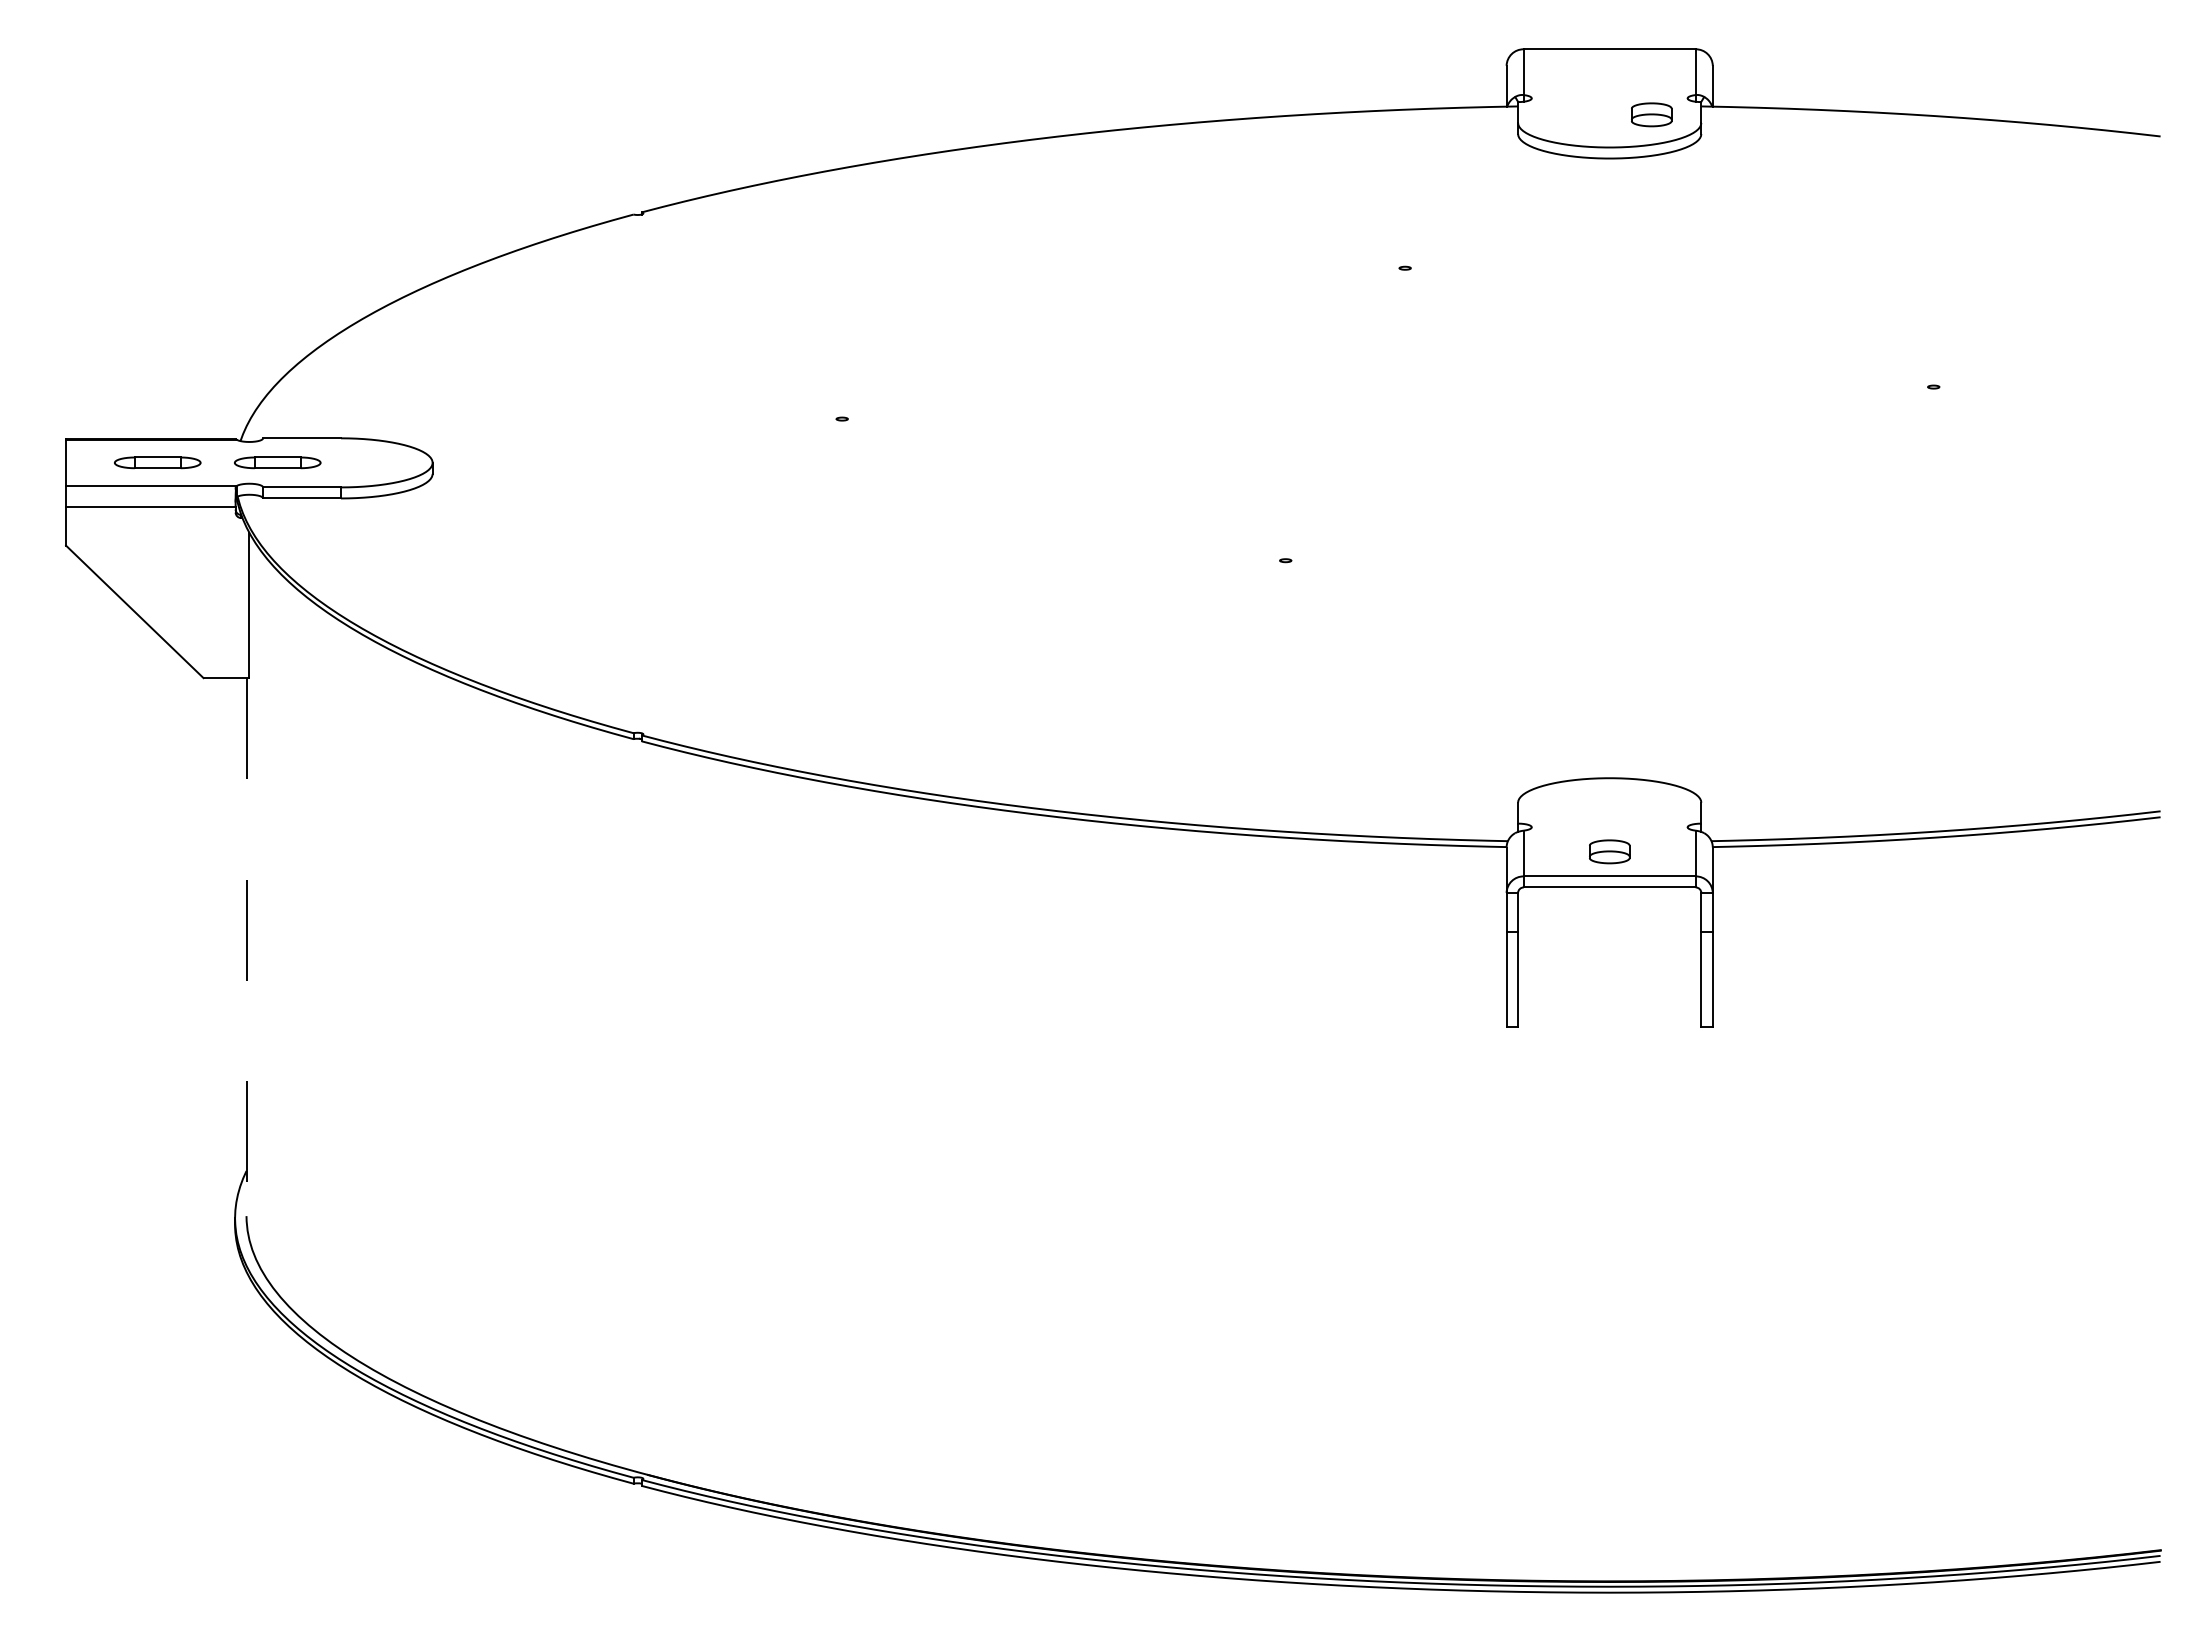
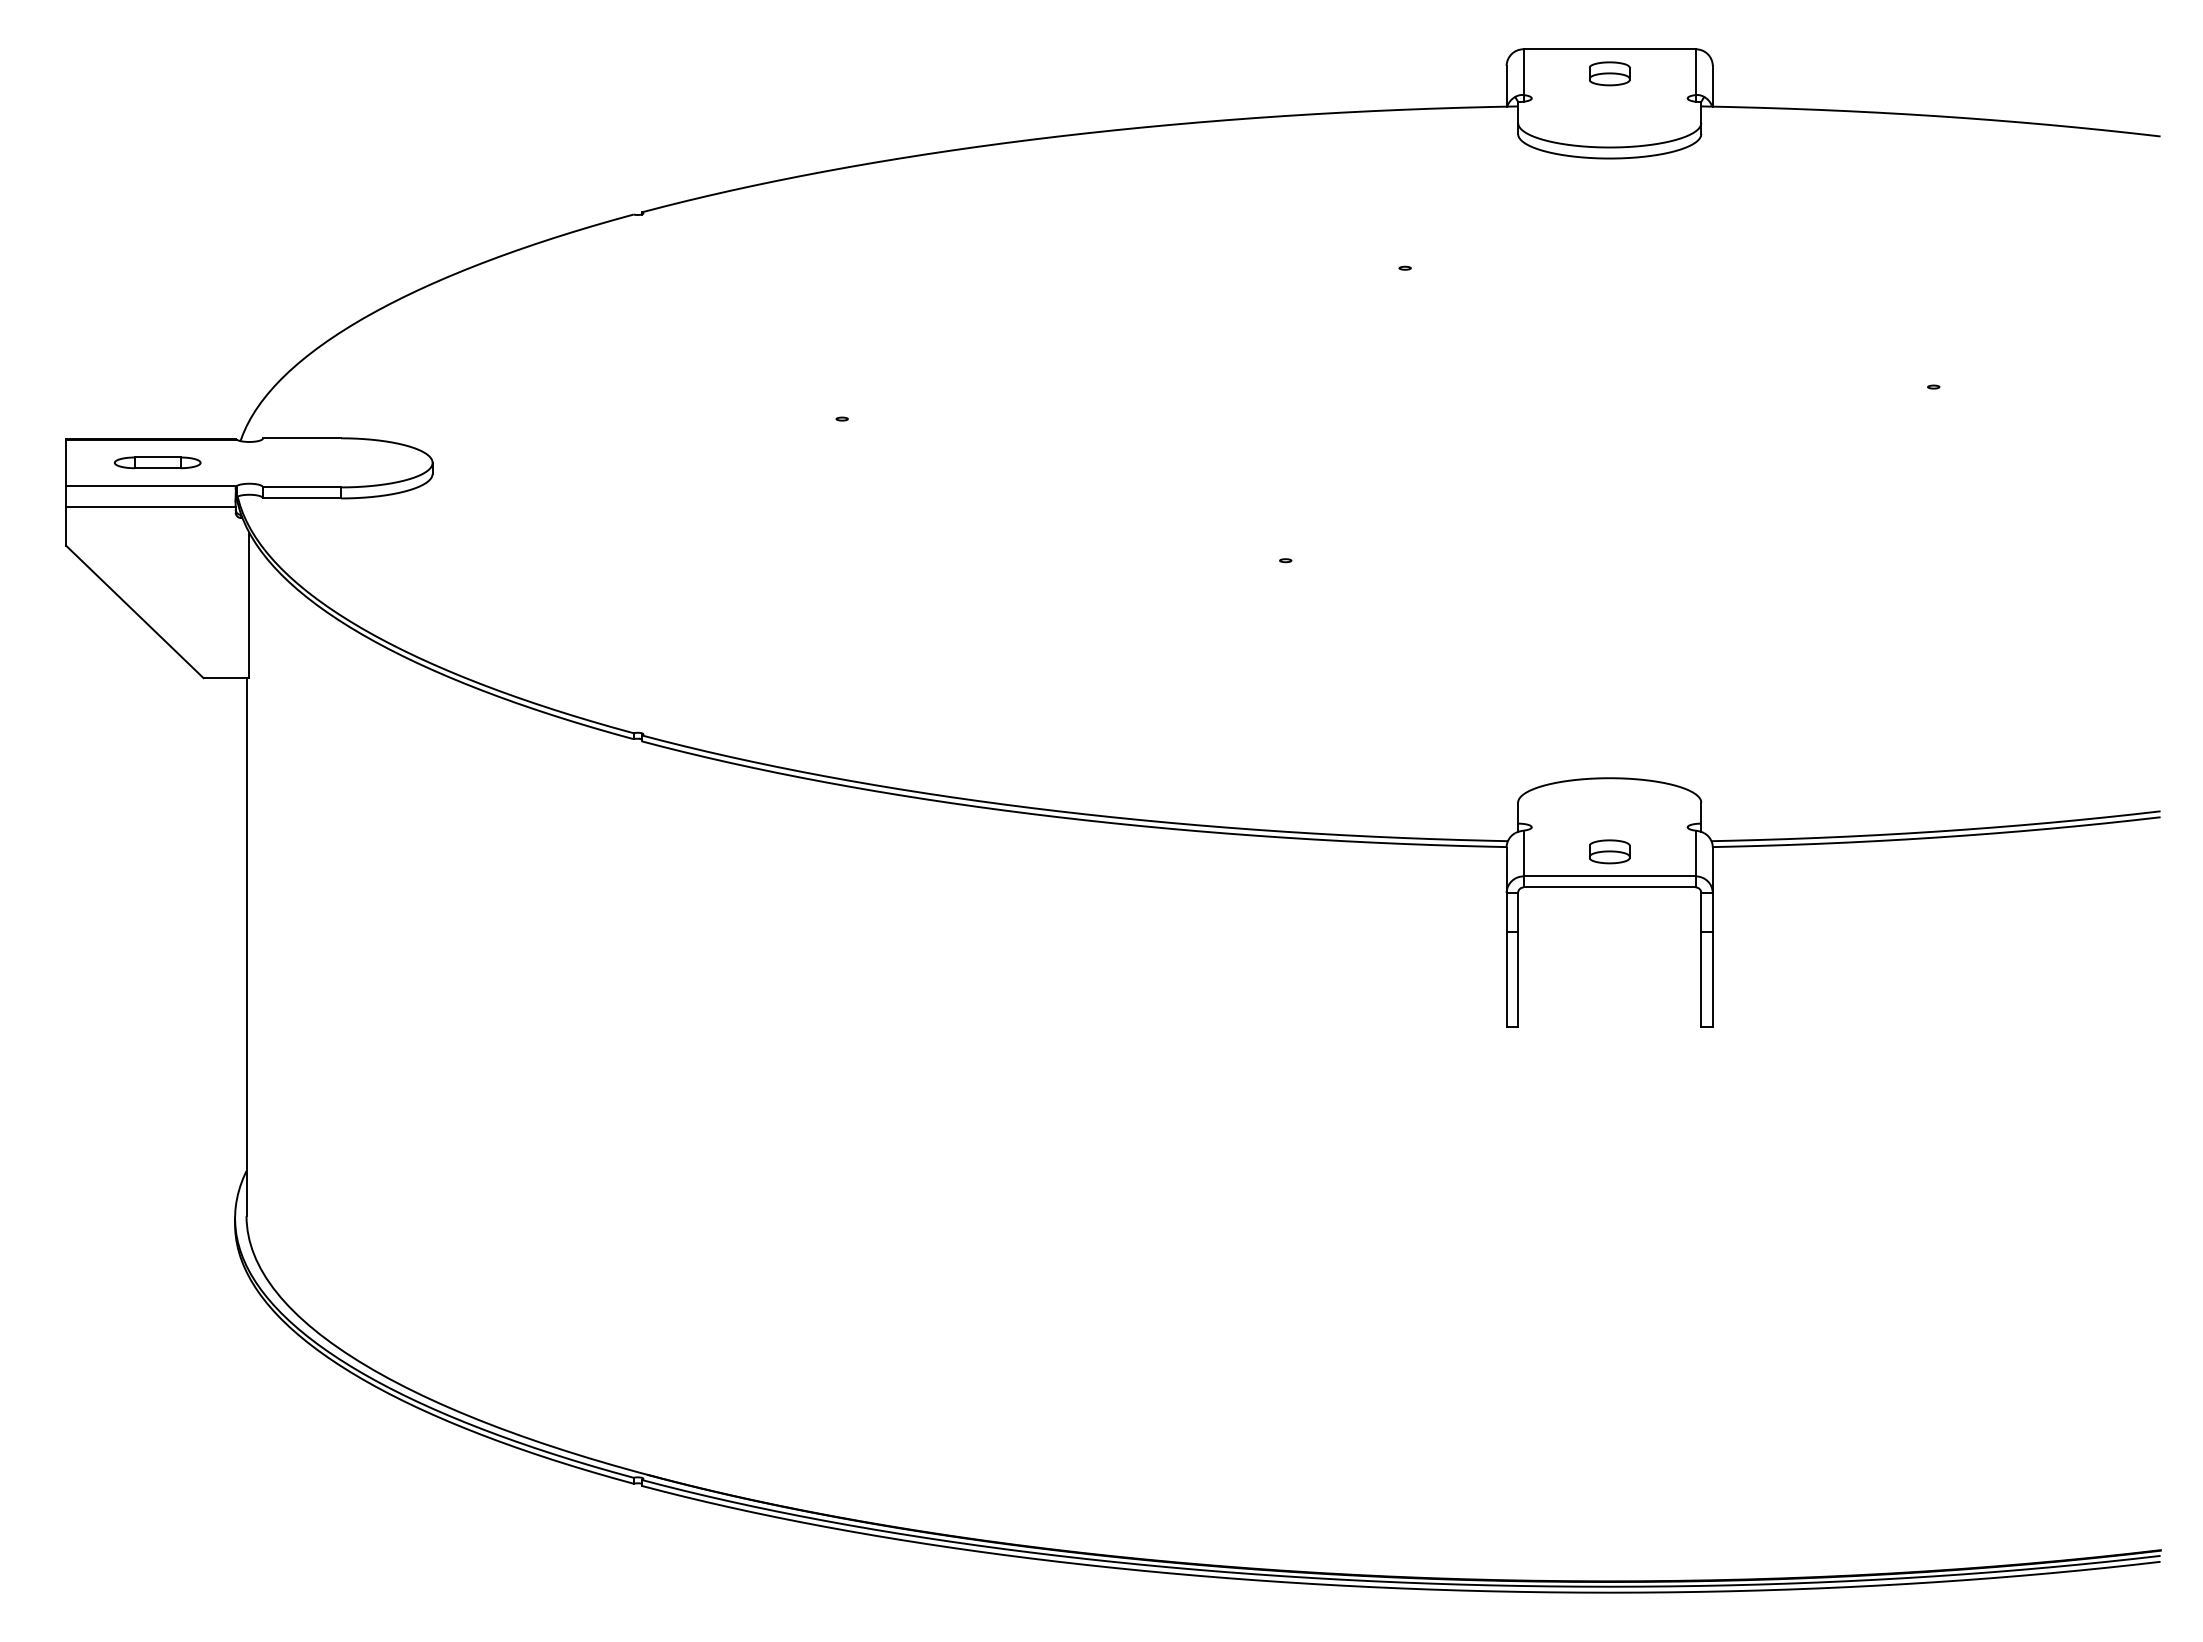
part position: (1651, 114) -> (1609, 73) (1609, 73)
part: present -> none (277, 462)
line: dashed -> solid (246, 947)
